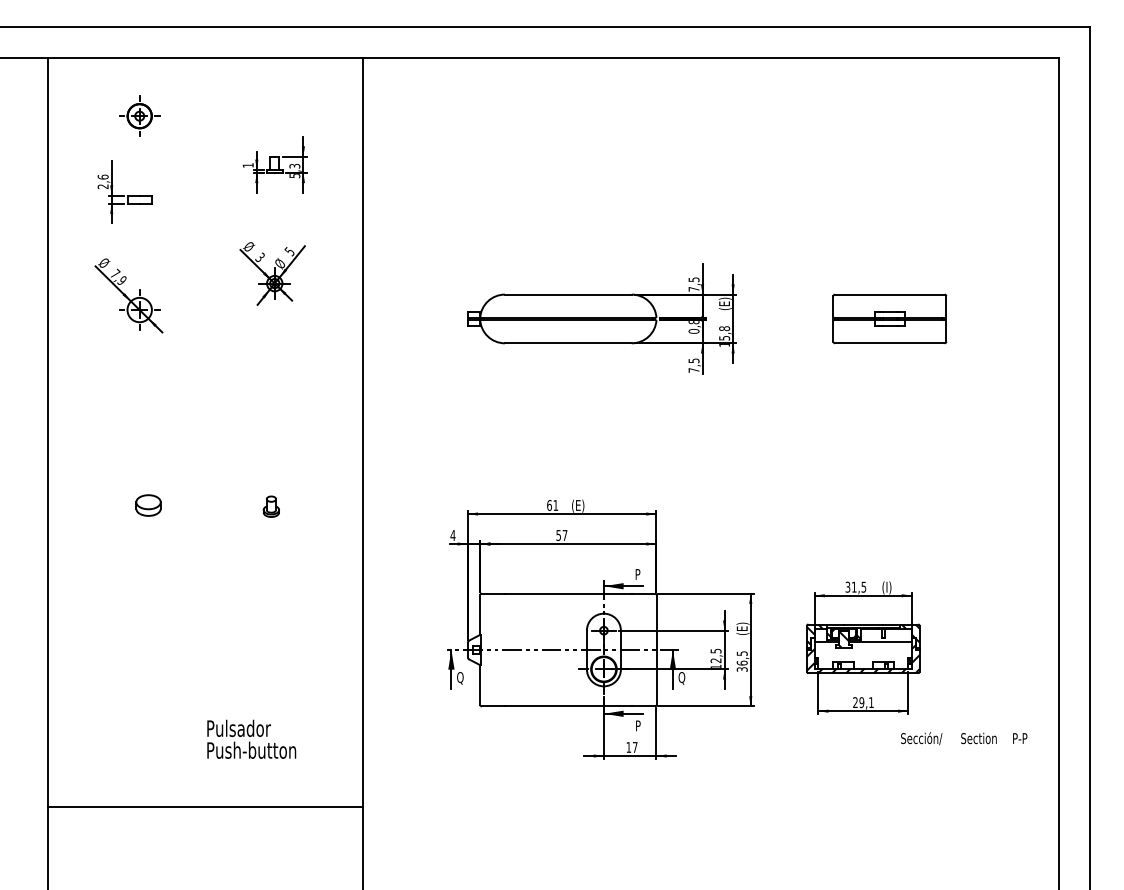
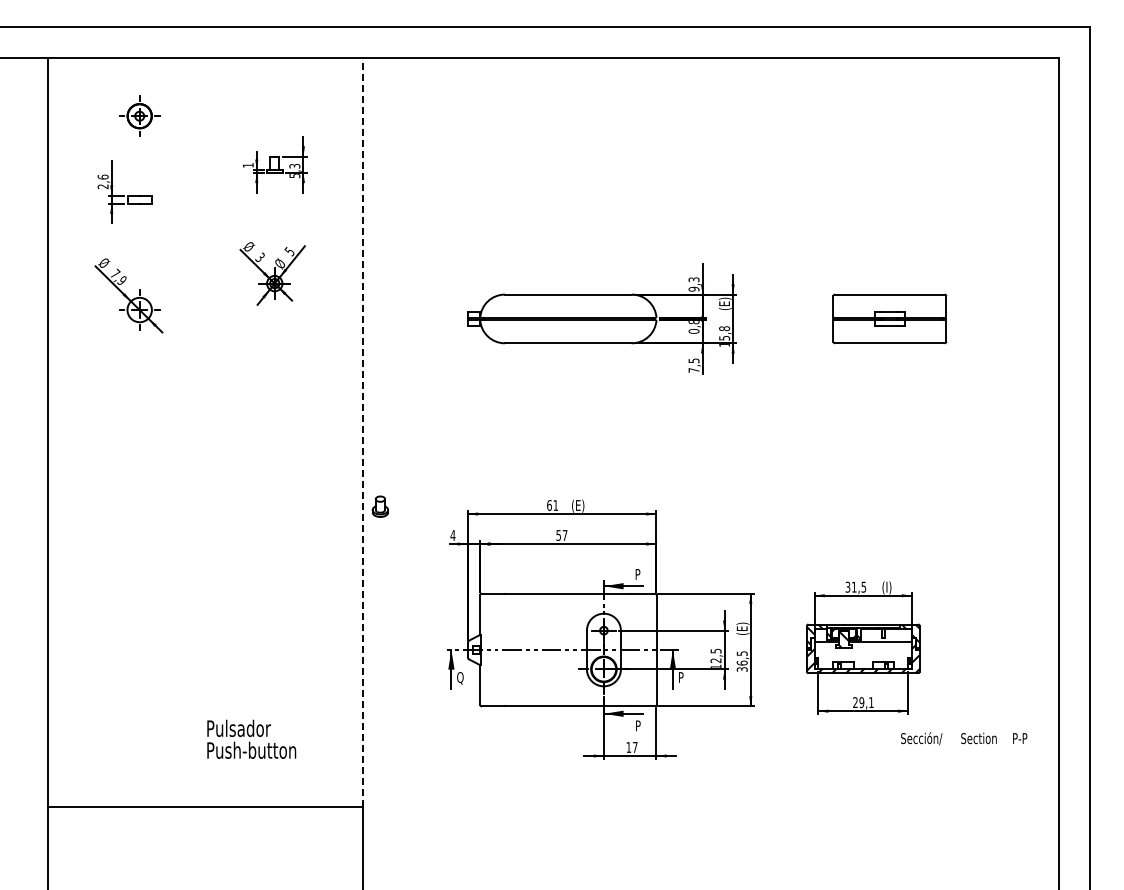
text: 7,5 -> 9,3 (693, 284)
line: solid -> dashed (363, 431)
part: present -> none (148, 505)
part position: (270, 506) -> (379, 506) (379, 506)
text: Q -> P (681, 678)
